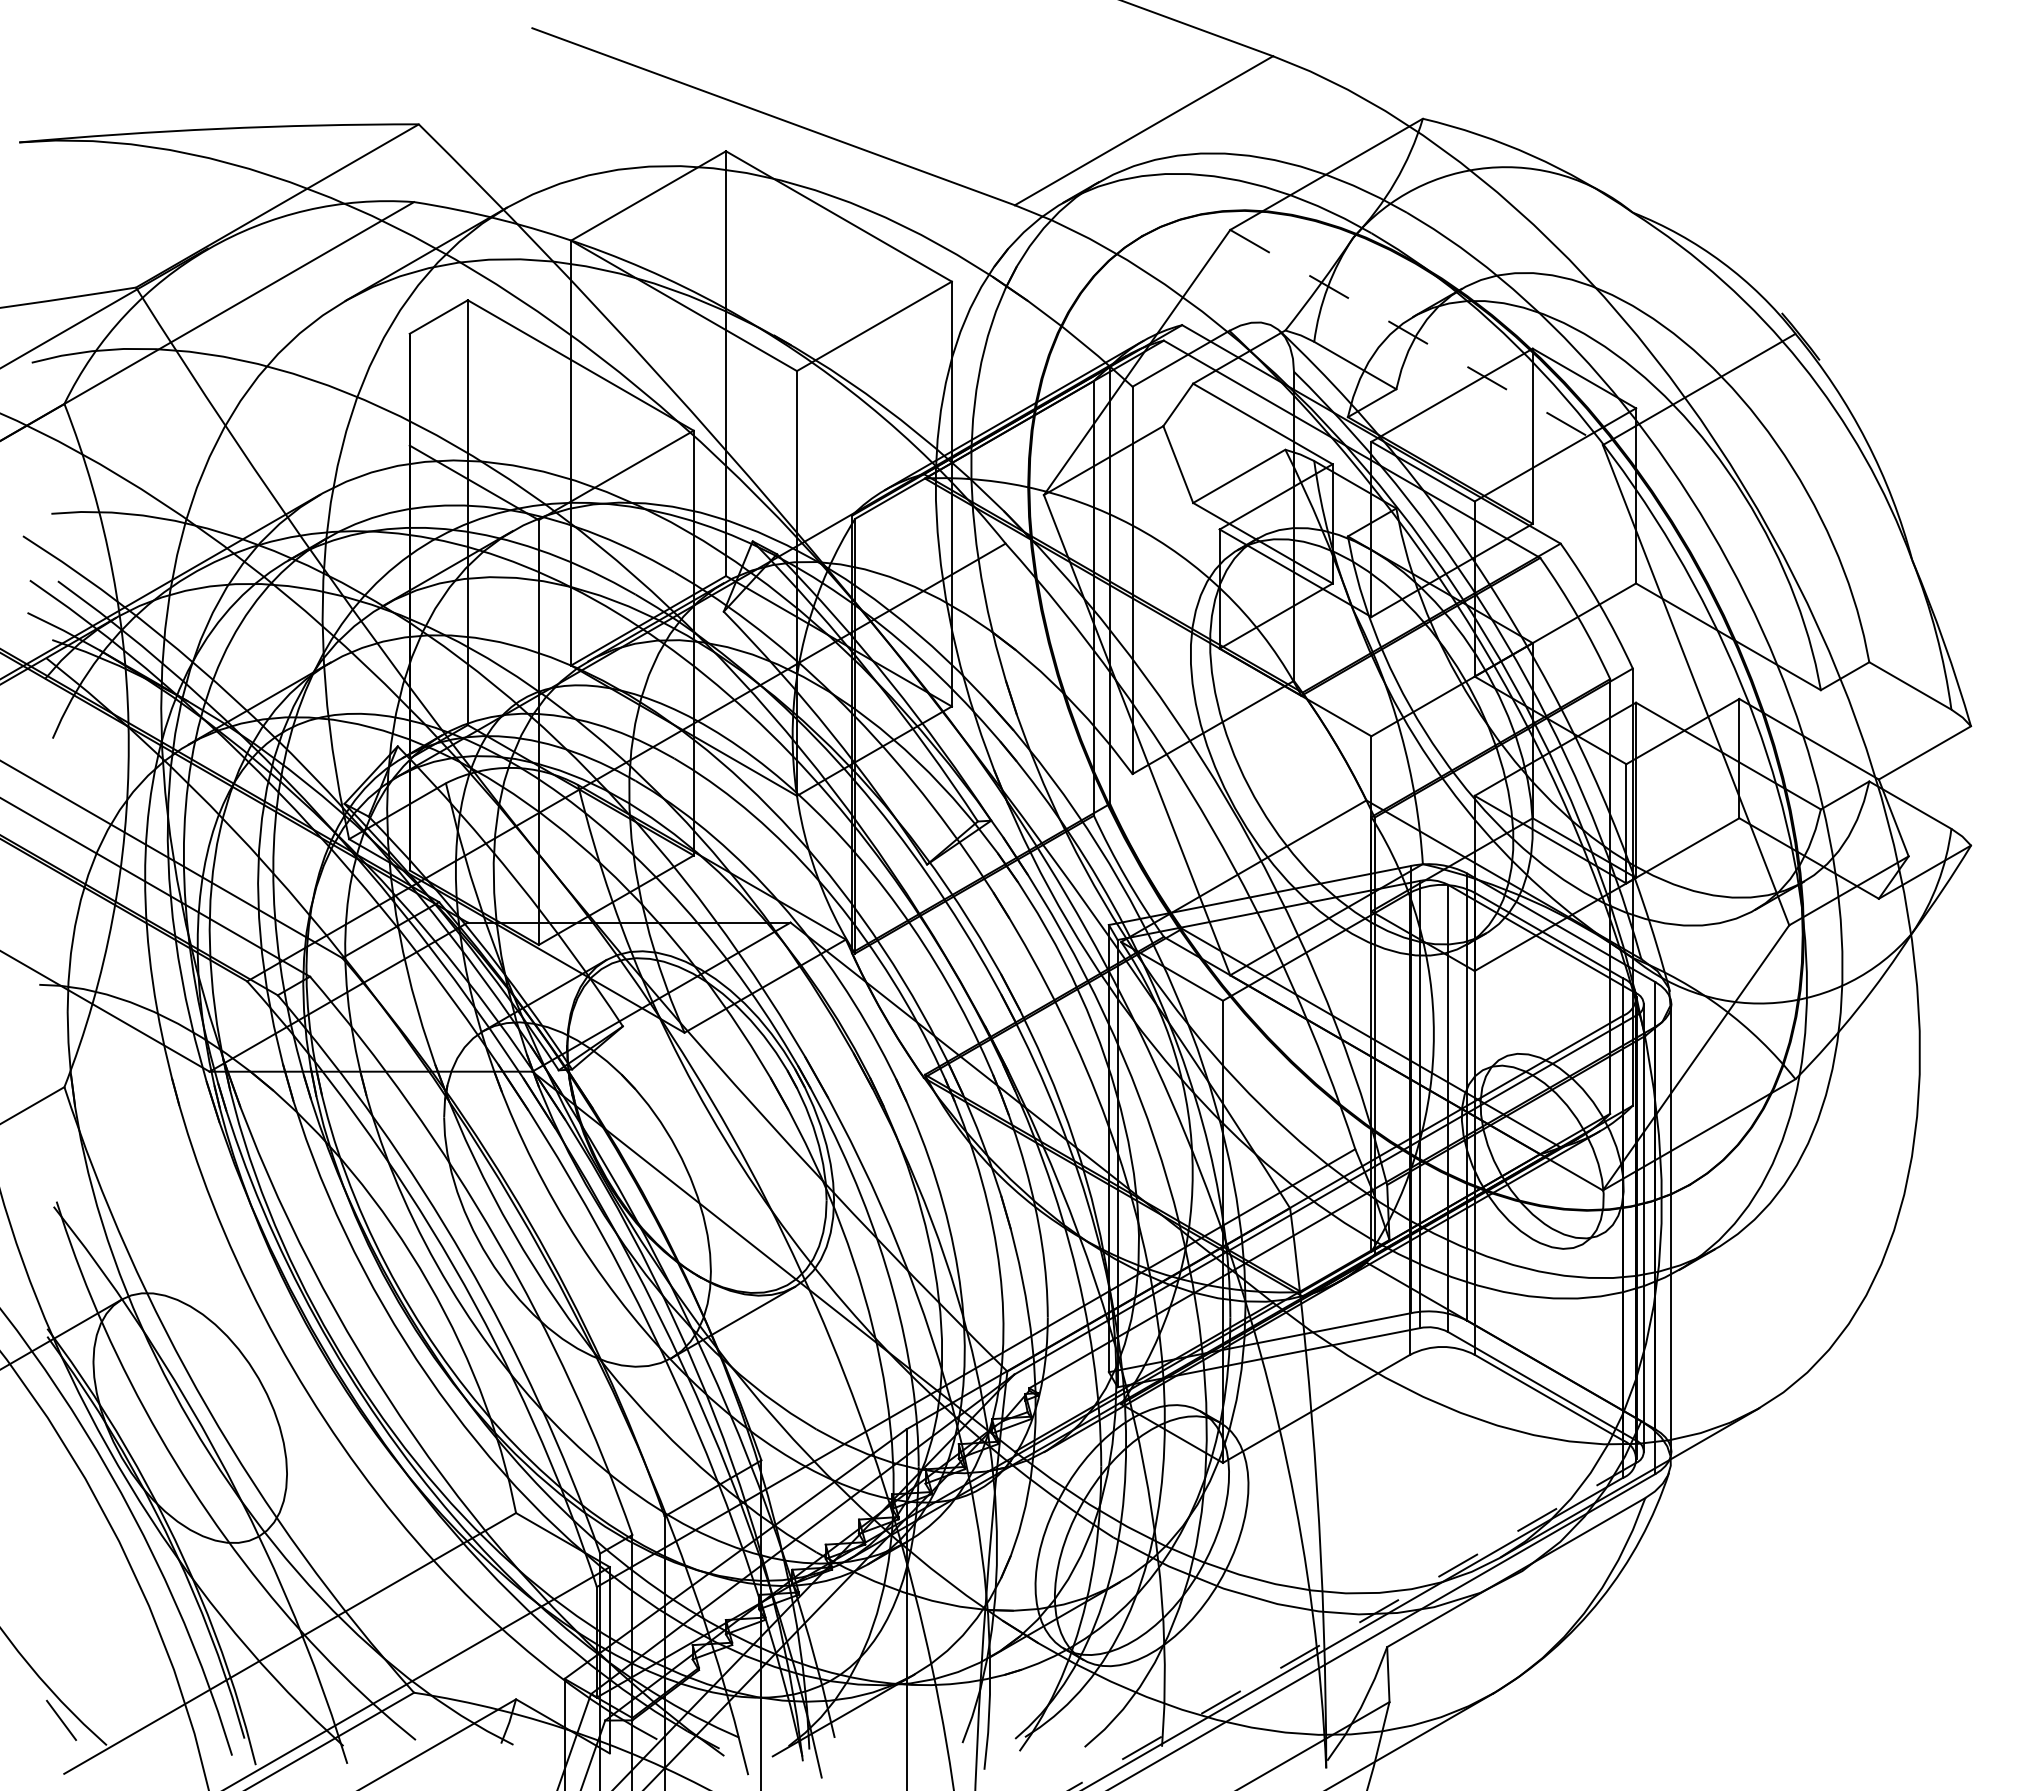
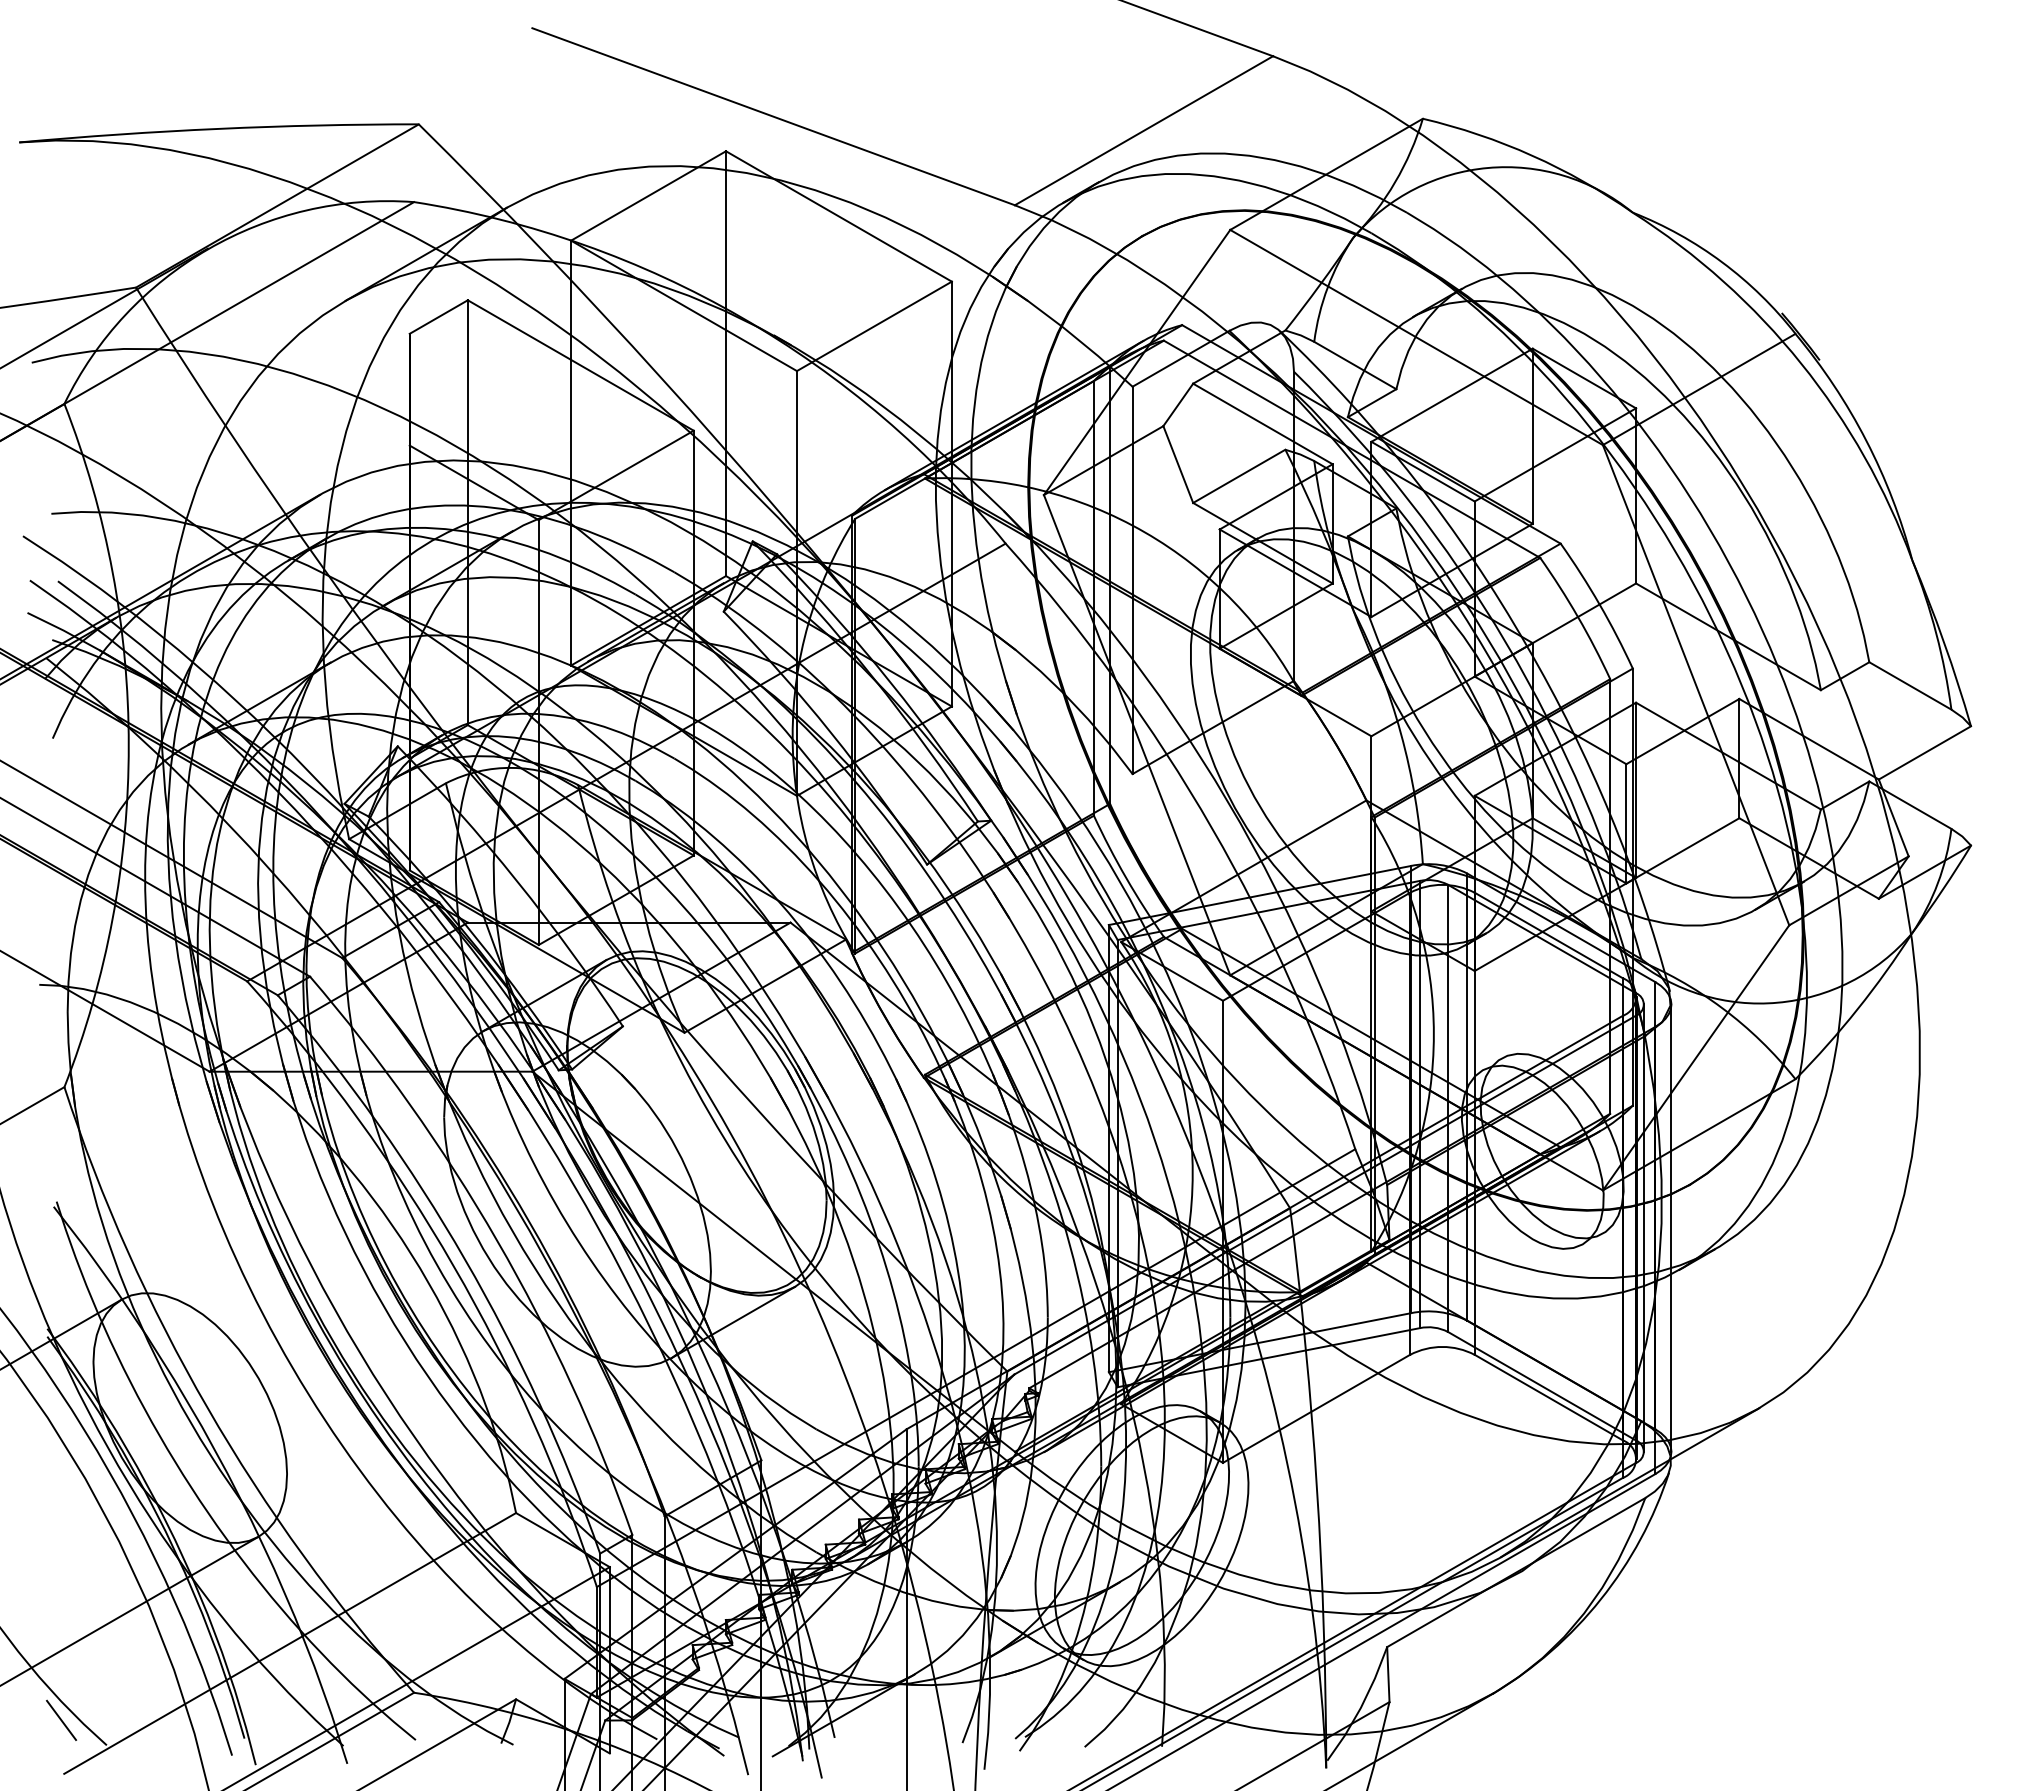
line: dashed -> solid (1417, 337)
line: none -> present (130, 1610)
line: dashed -> solid (1352, 1626)
